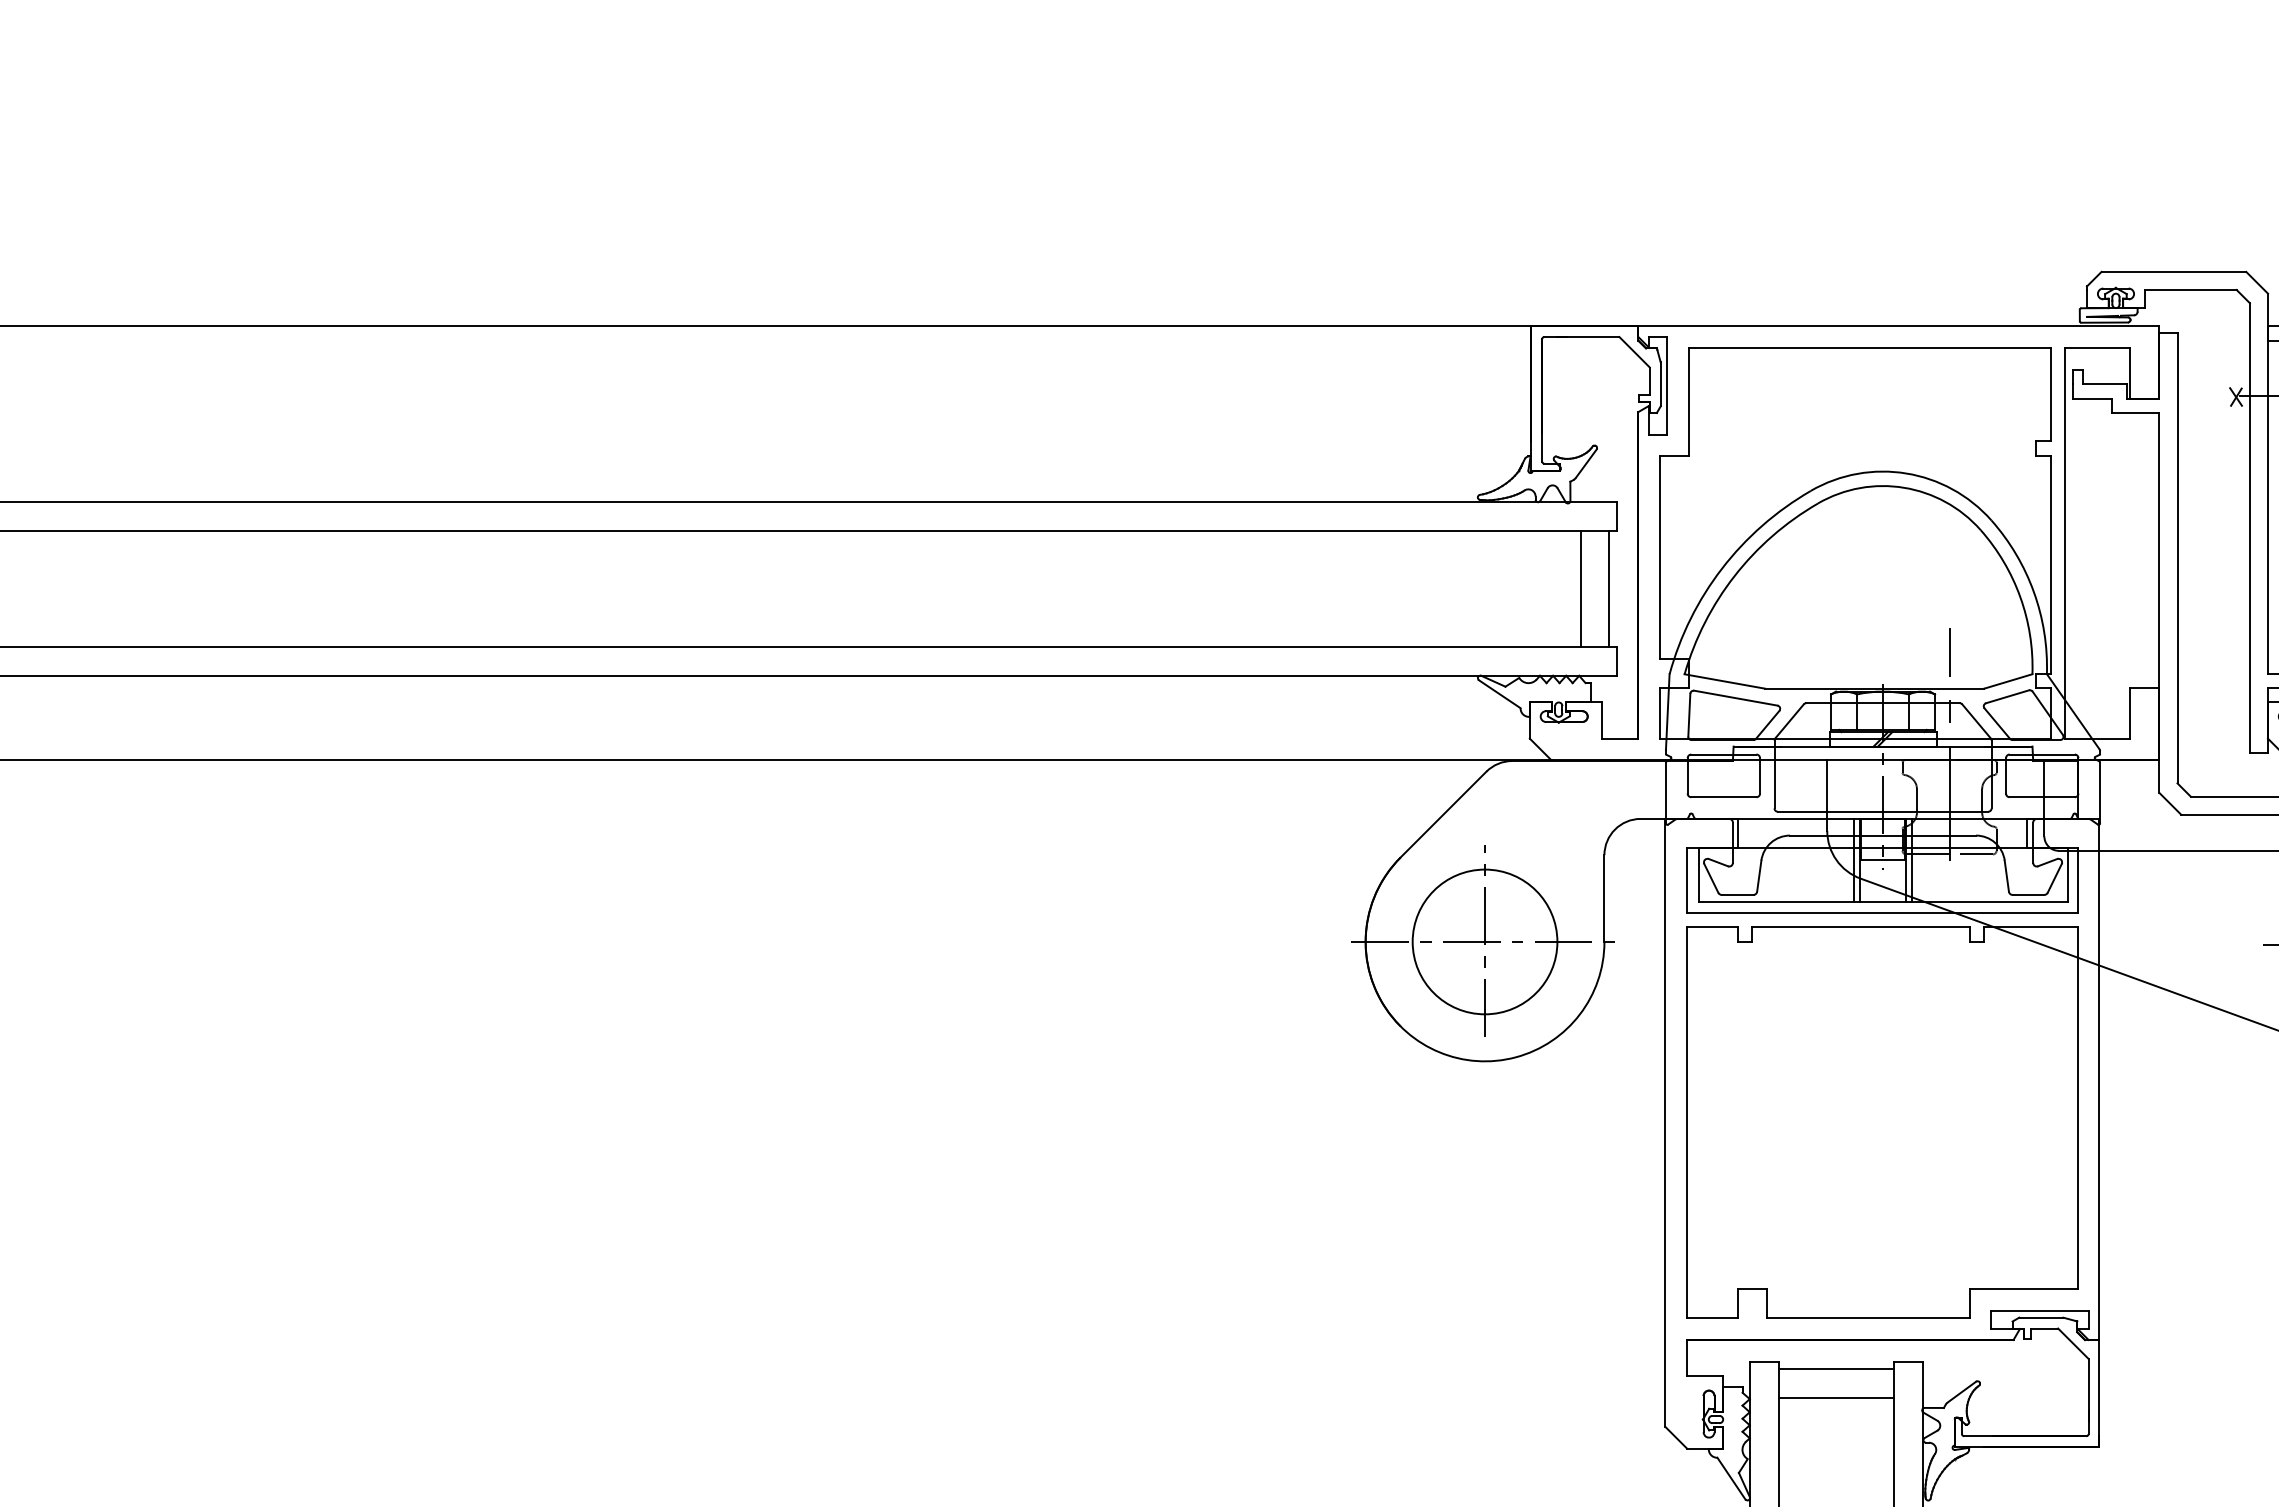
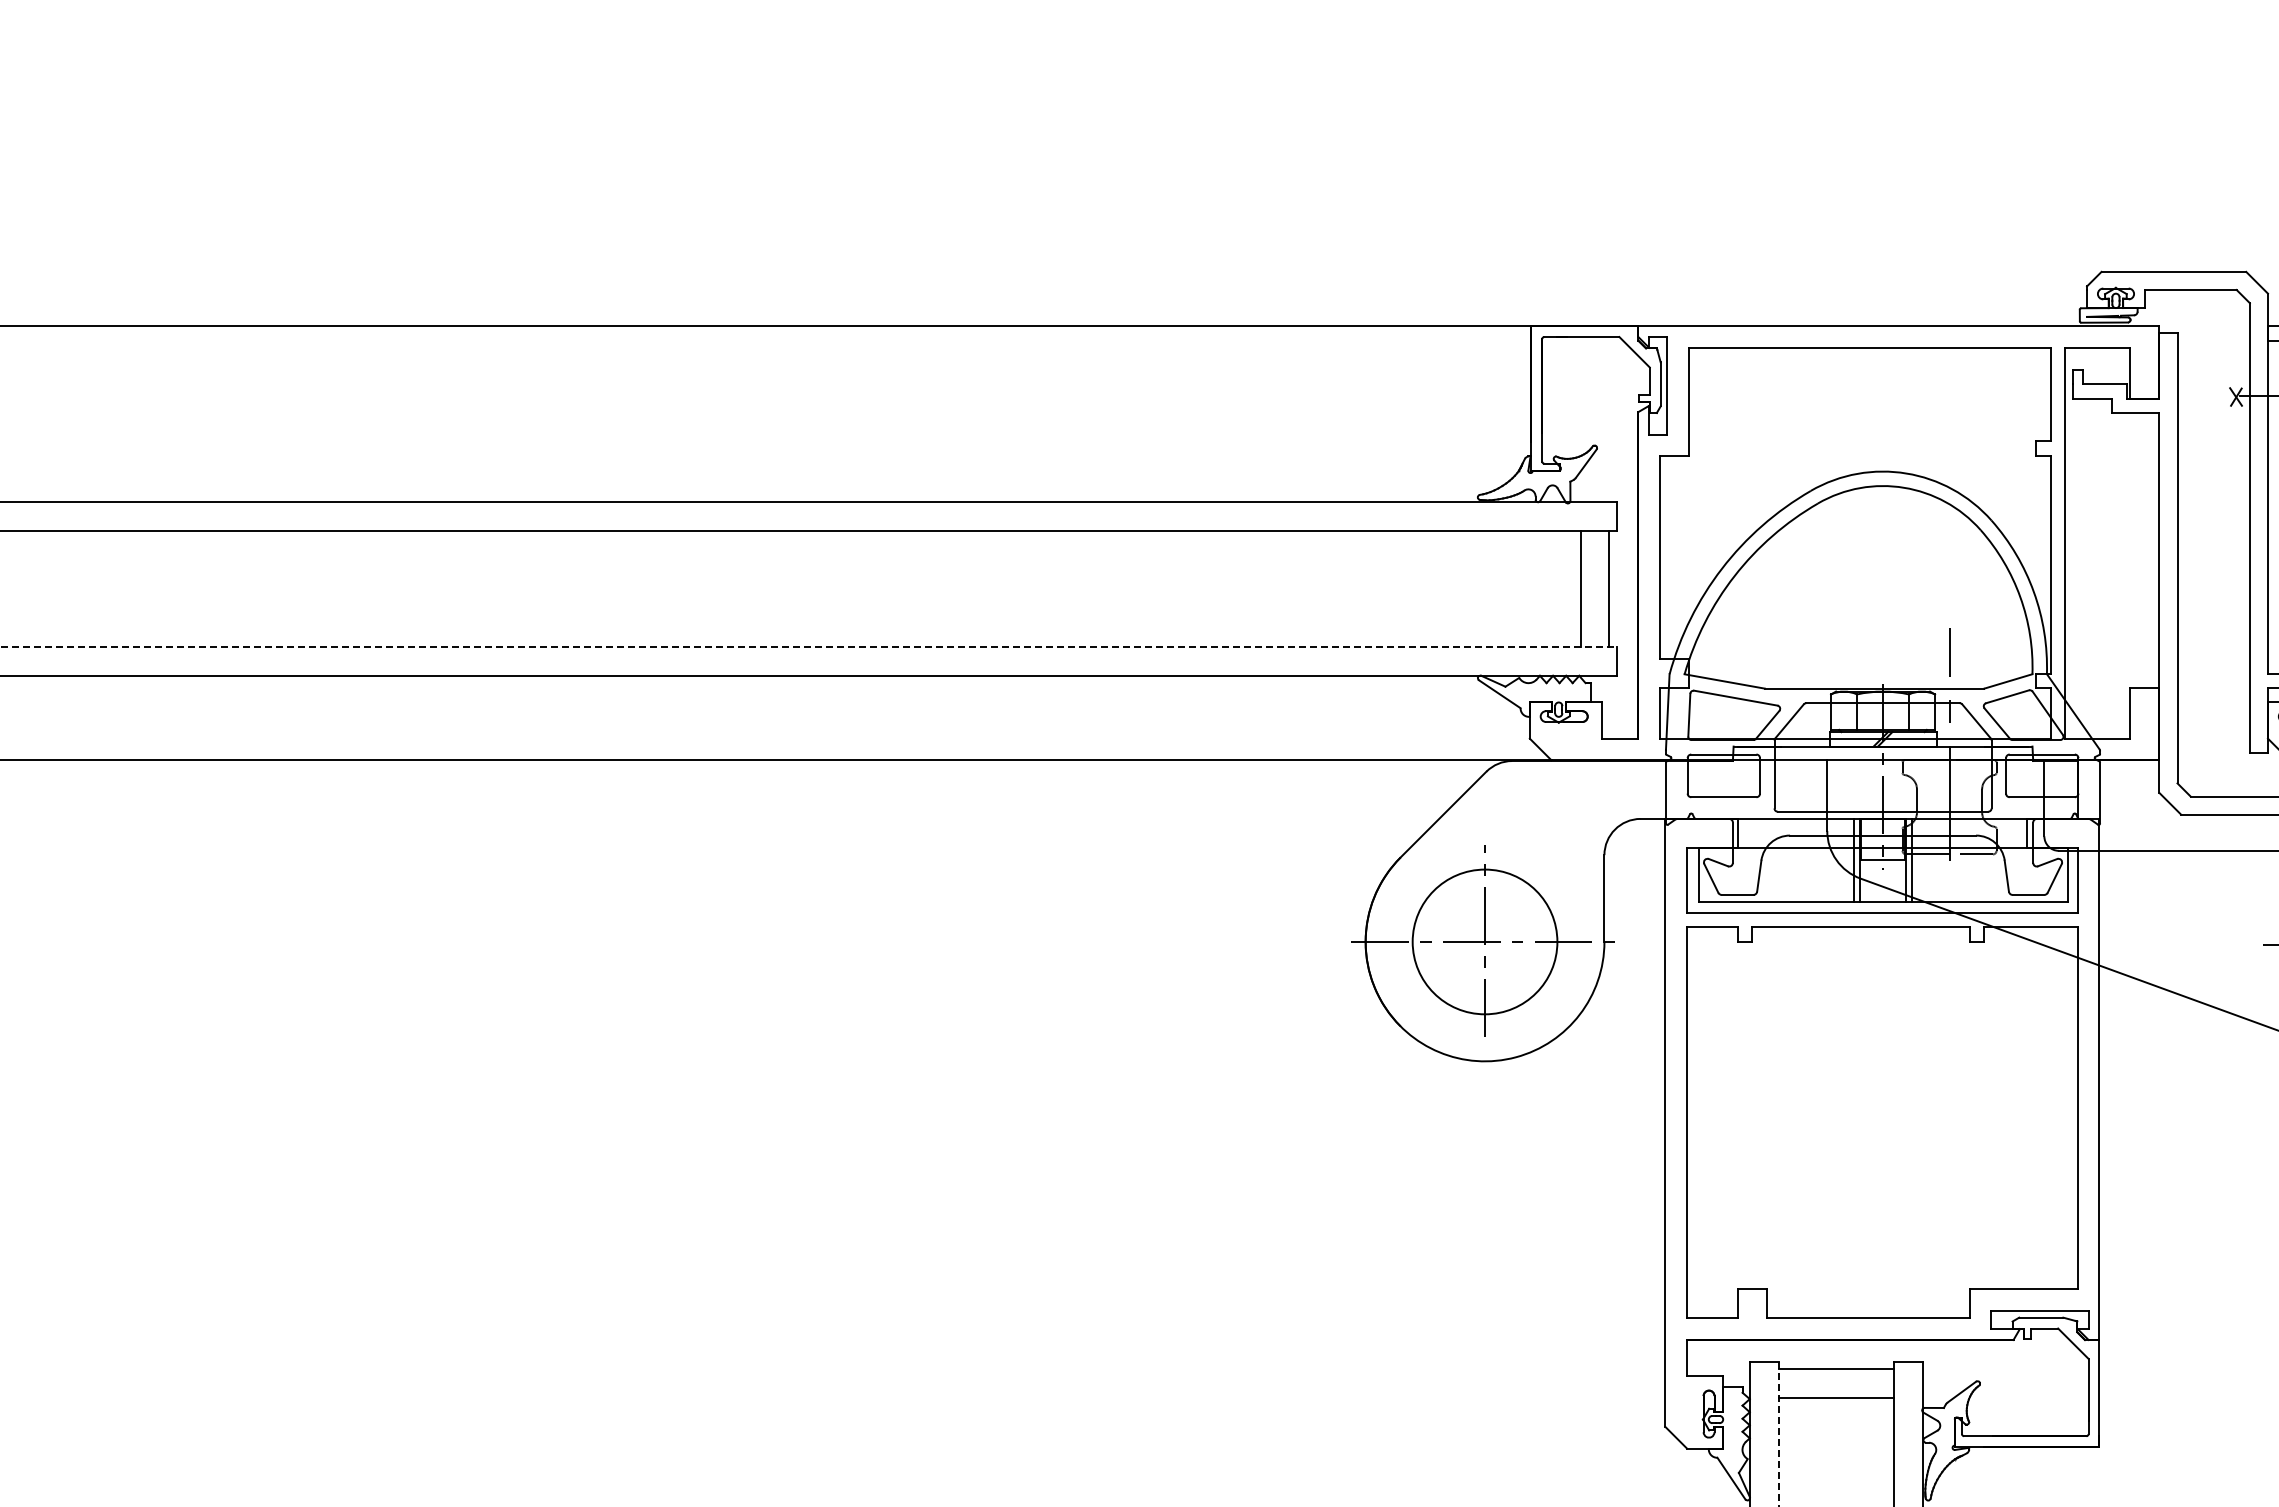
line: solid -> dashed (808, 646)
line: solid -> dashed (1778, 1433)
